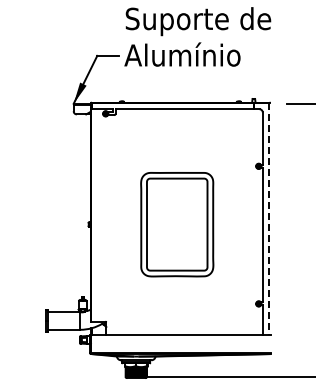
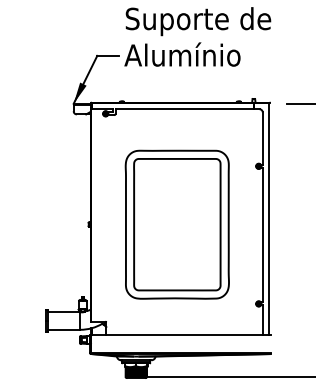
line: dashed -> solid (269, 219)
part size: 75x106 px -> 106x151 px (176, 224)
